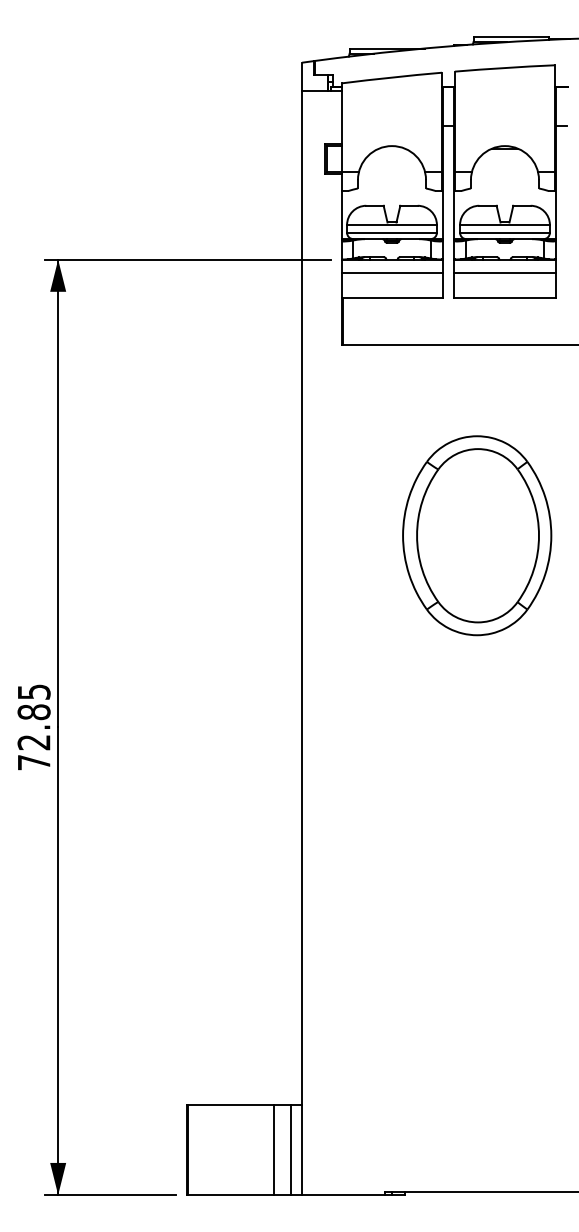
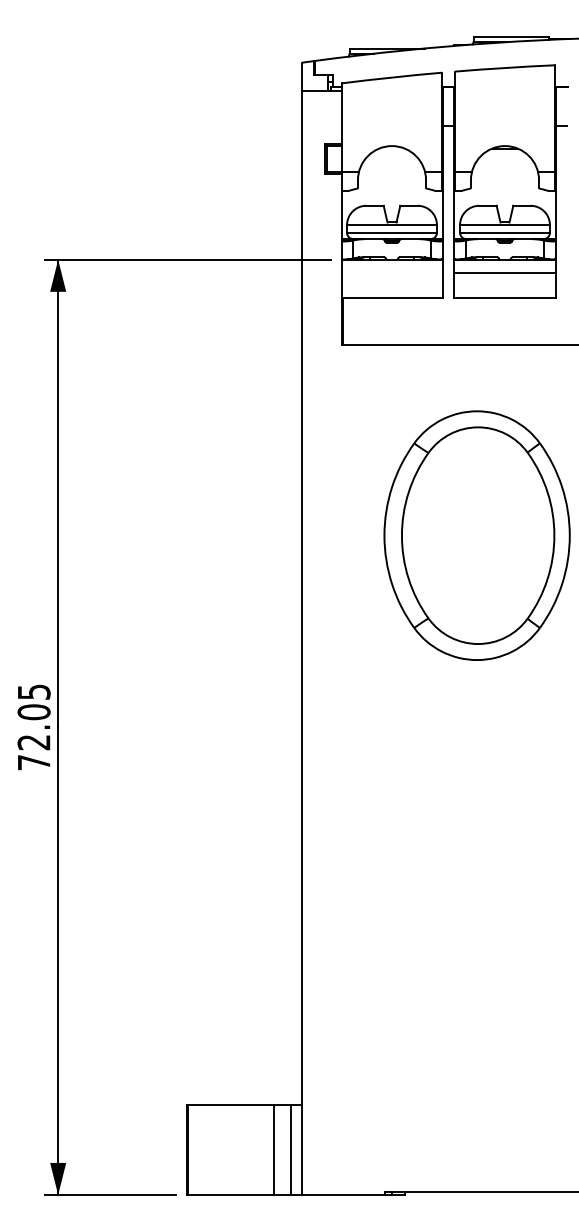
line: present -> none (392, 272)
part size: 151x202 px -> 188x251 px (476, 535)
text: 72.85 -> 72.05 (33, 712)
